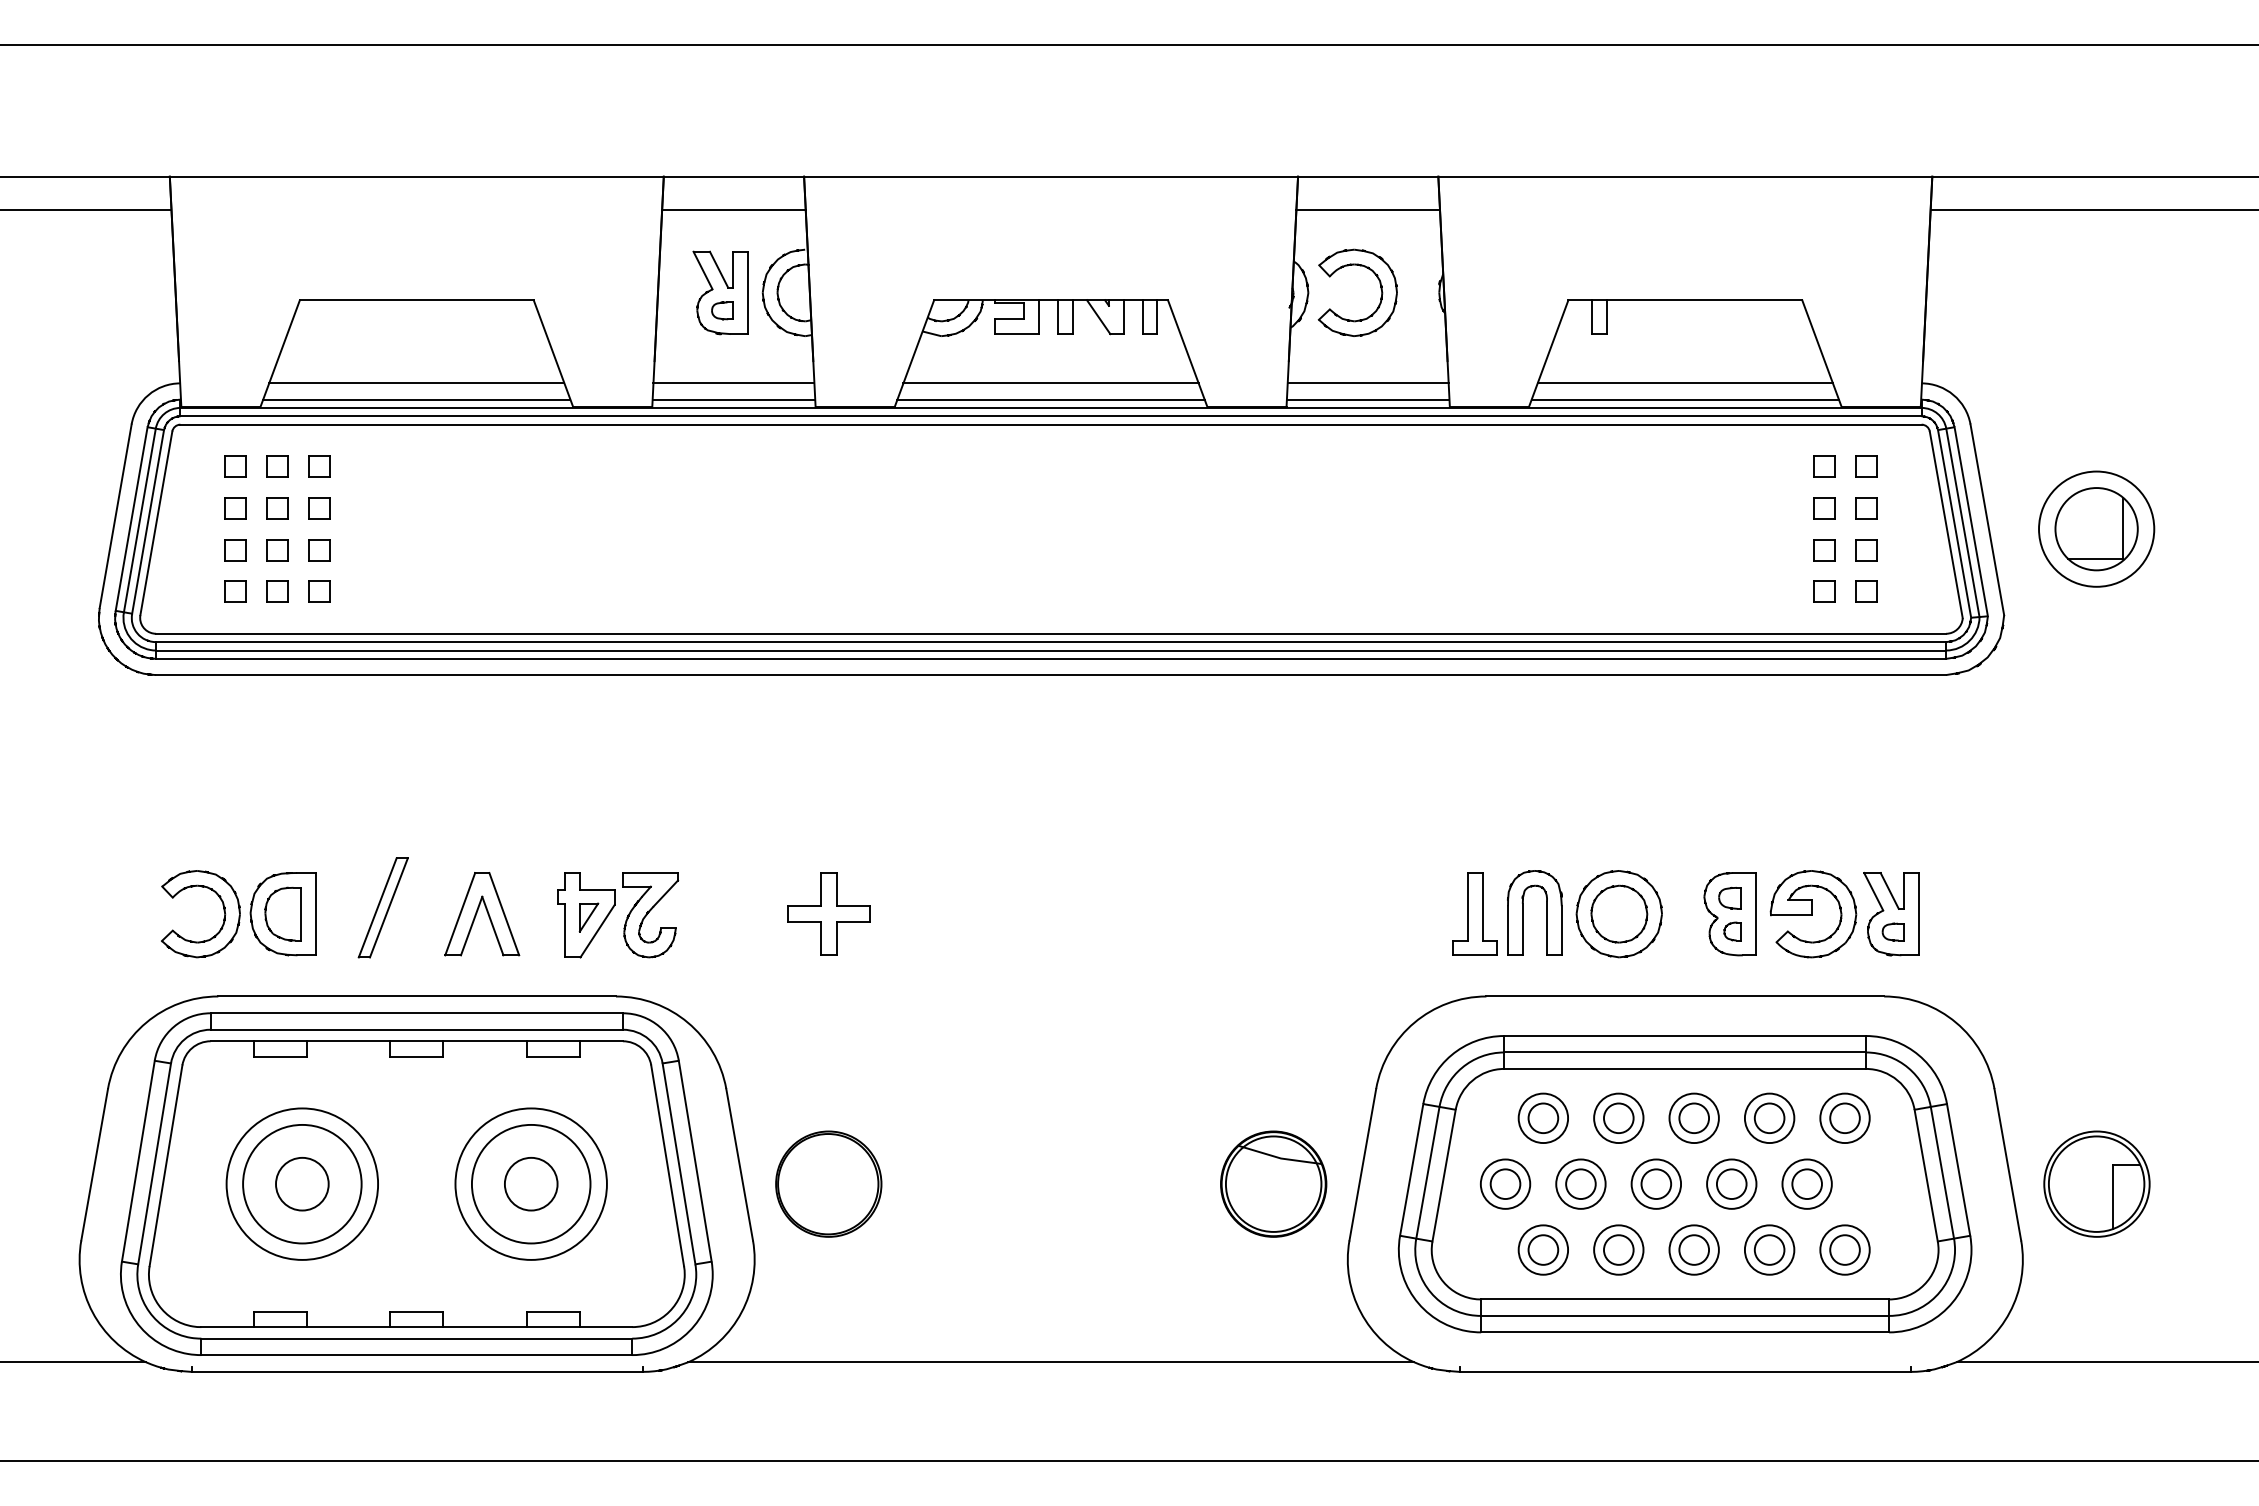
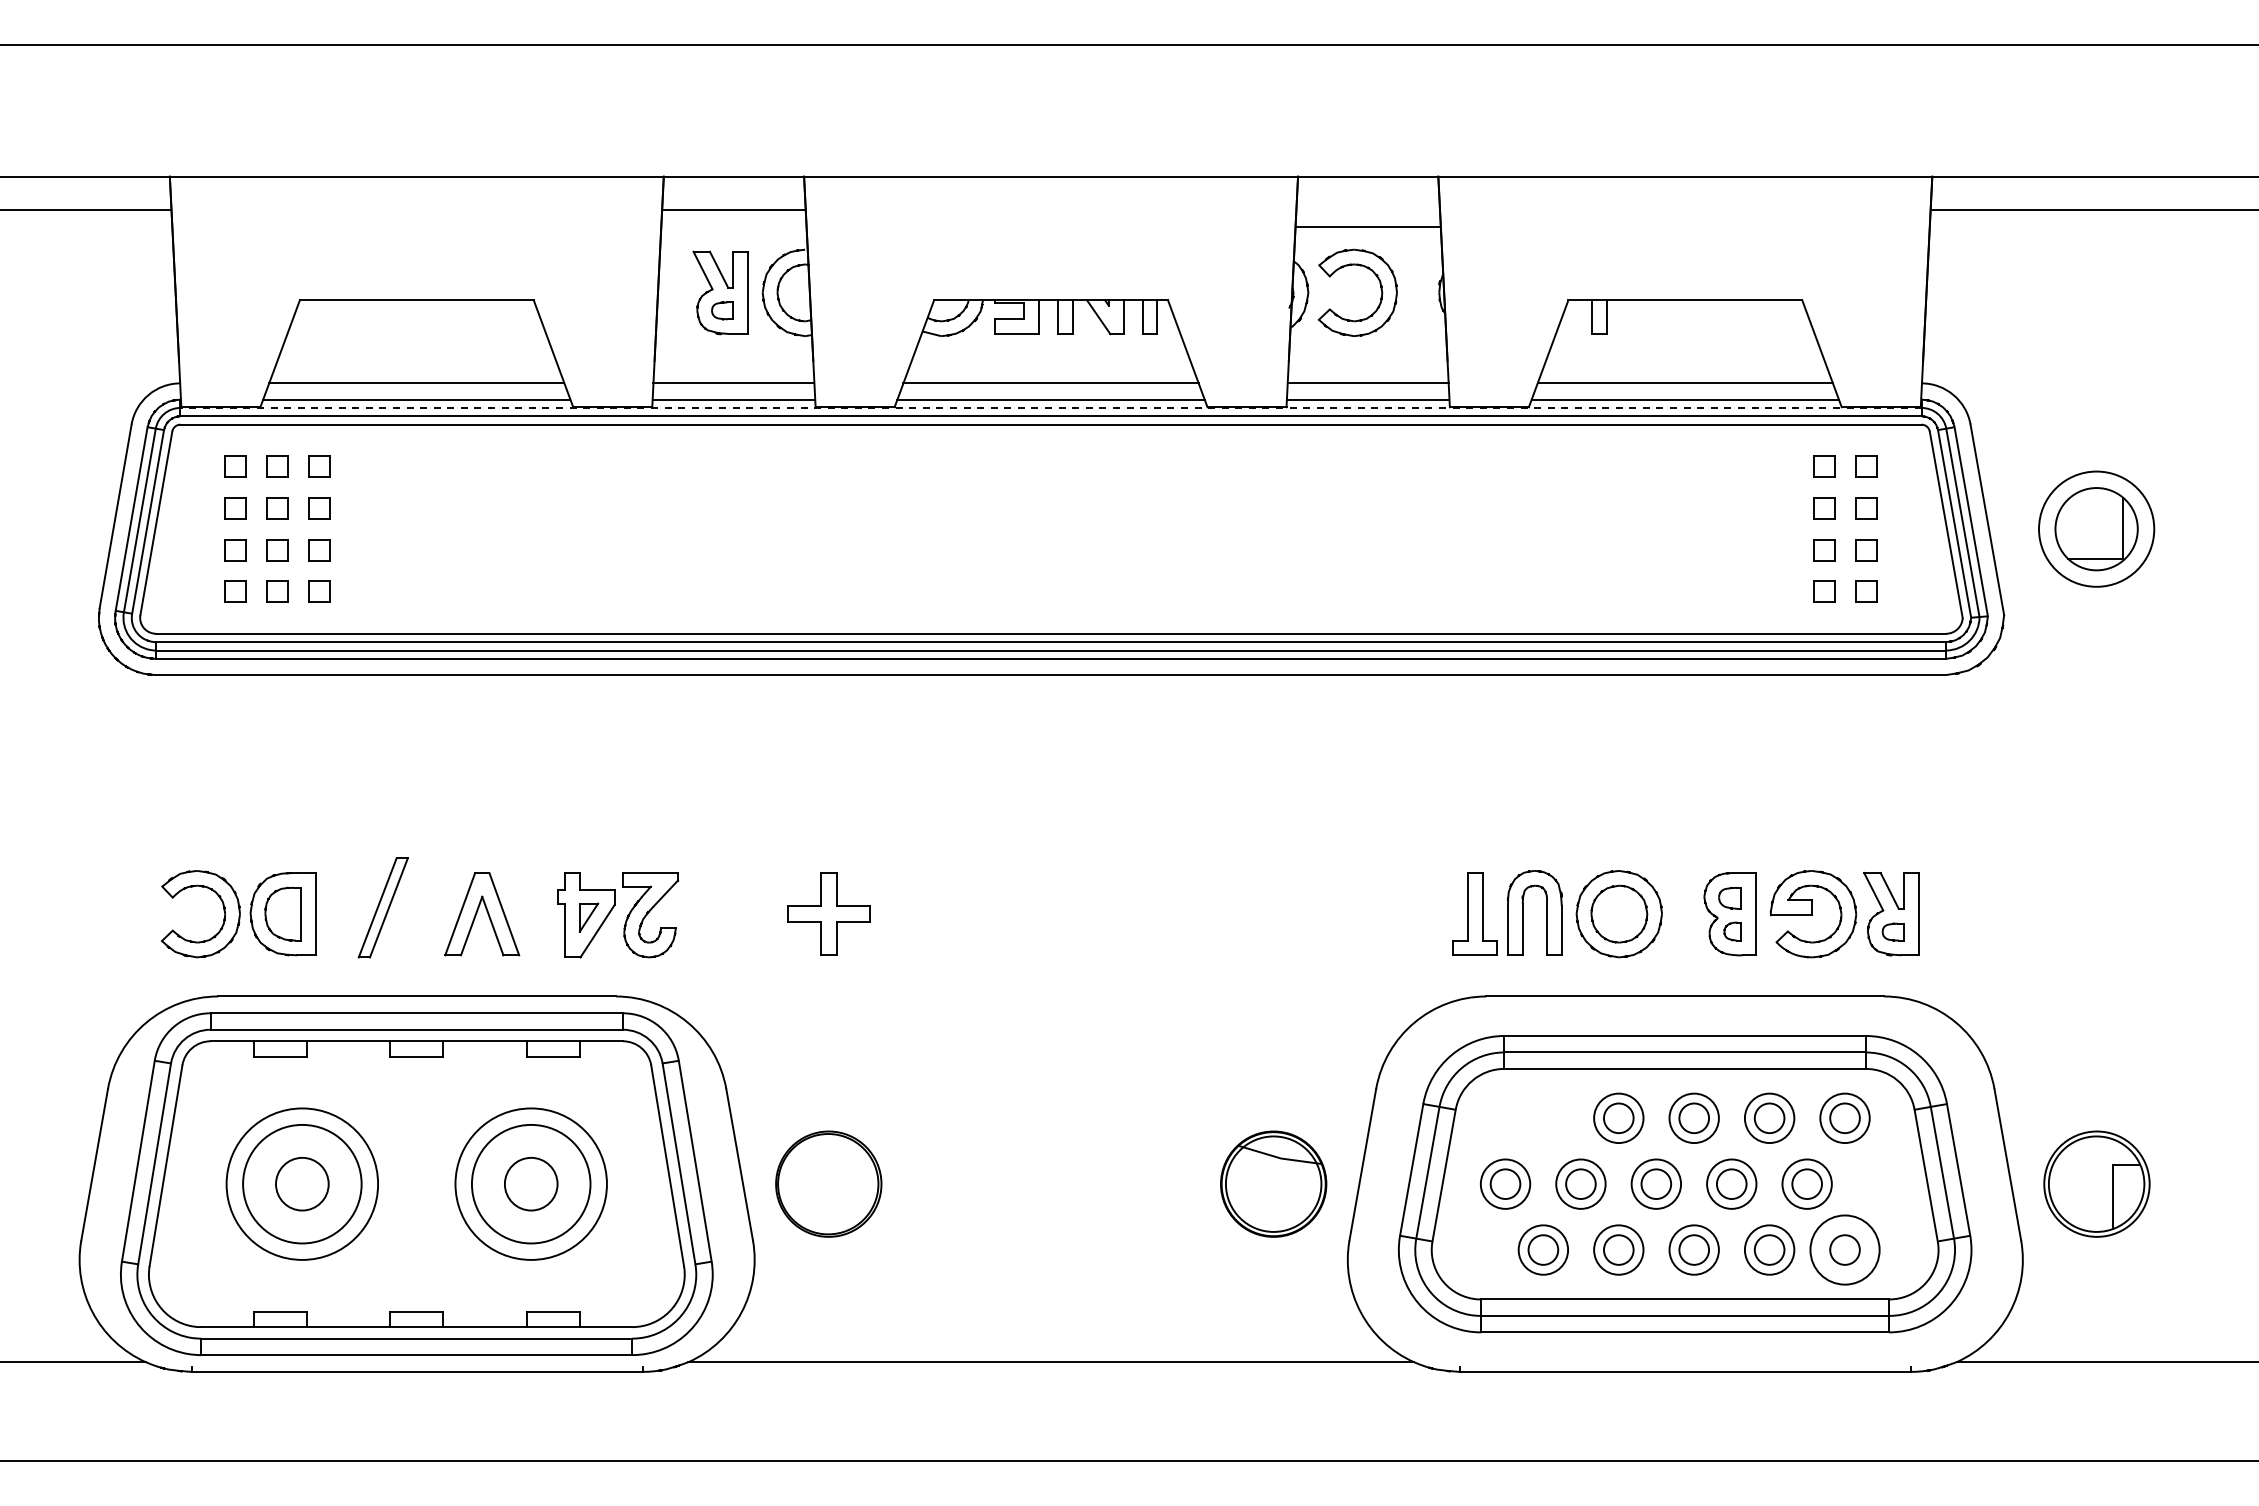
line position: (1367, 209) -> (1367, 226) (1367, 226)
line: solid -> dashed (1051, 407)
part: present -> none (1542, 1117)
circle diameter: 49 px -> 69 px (1844, 1249)
